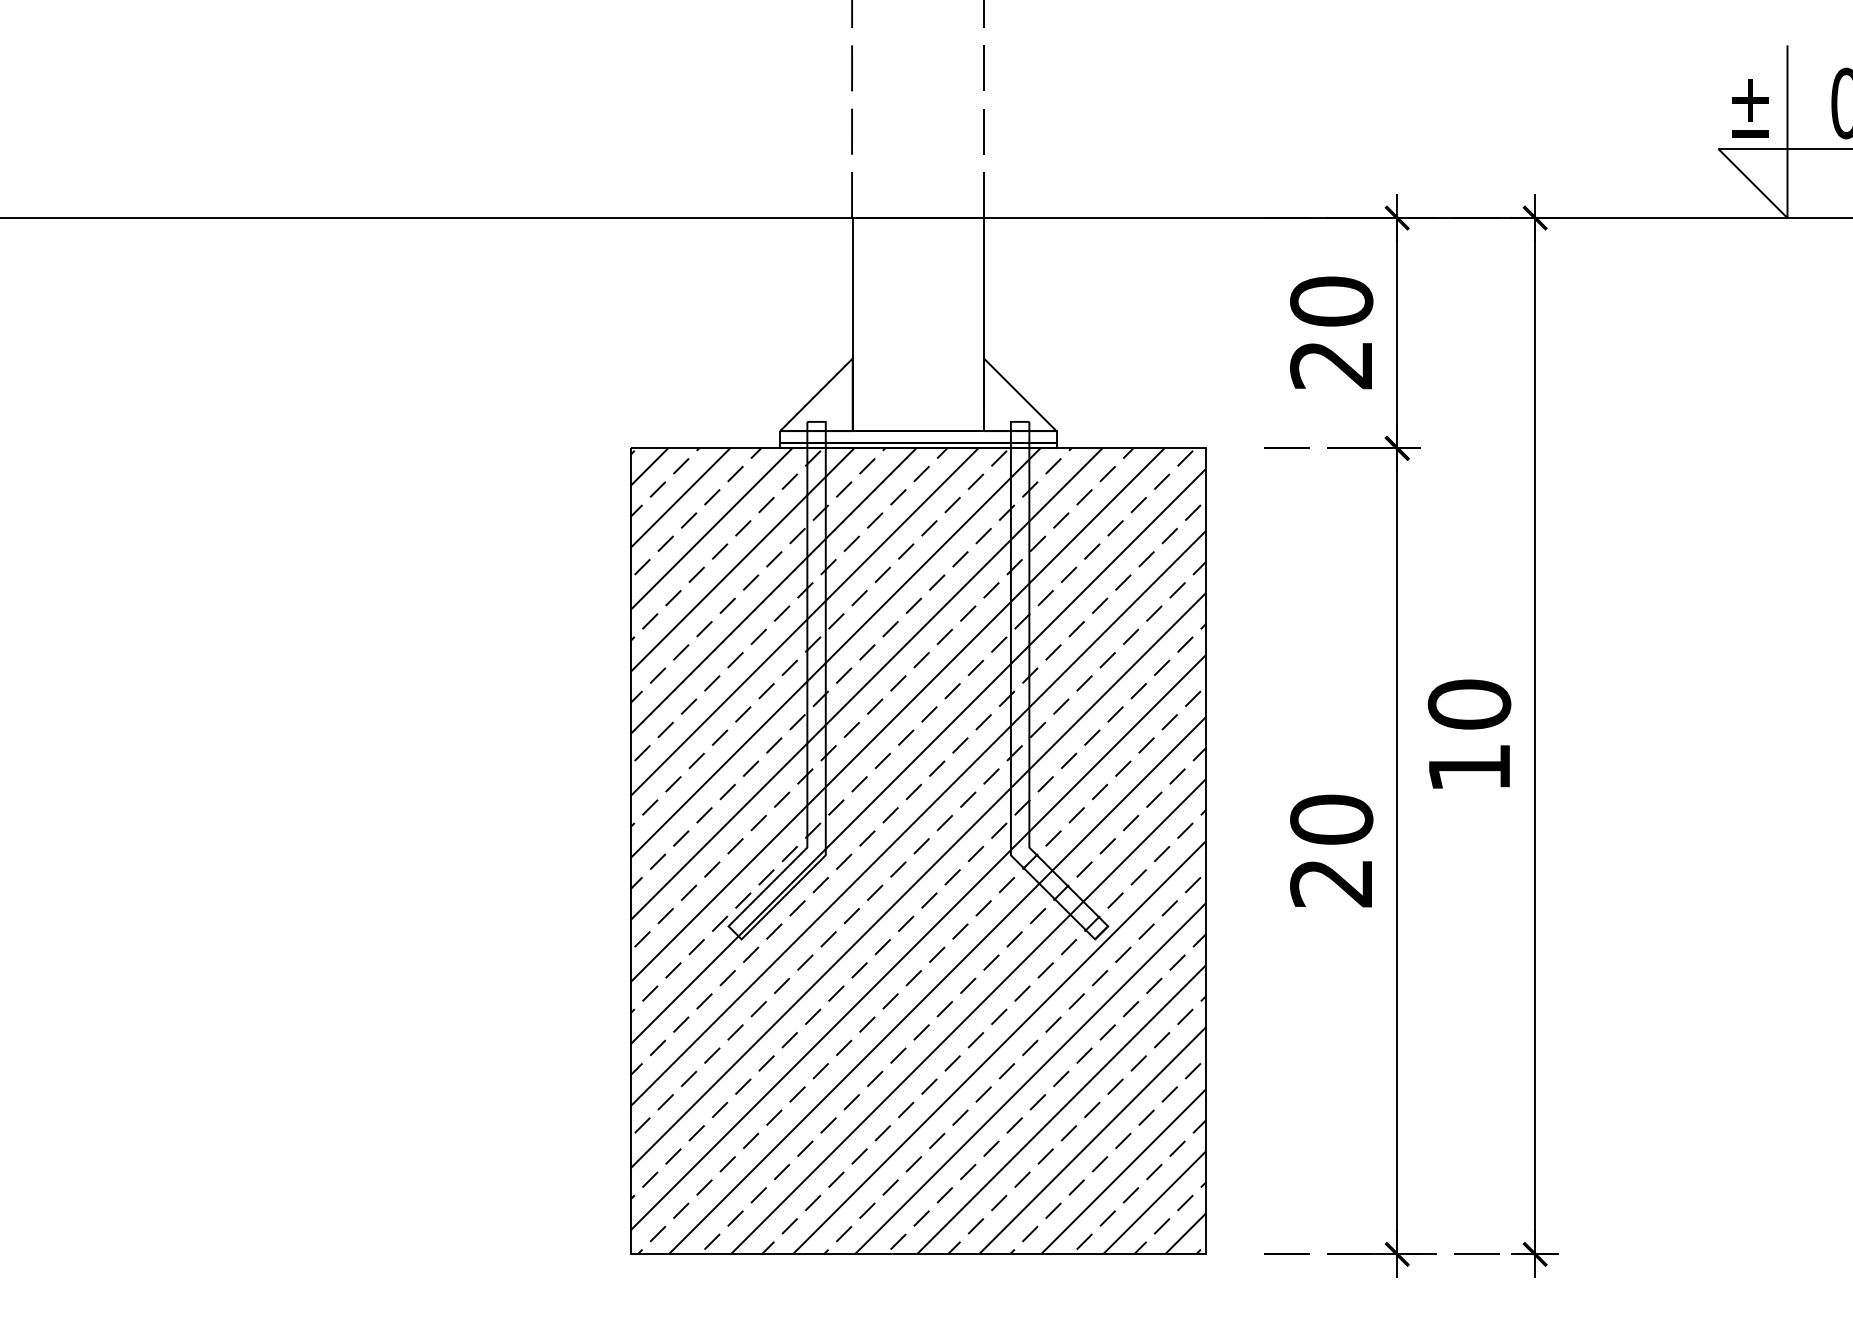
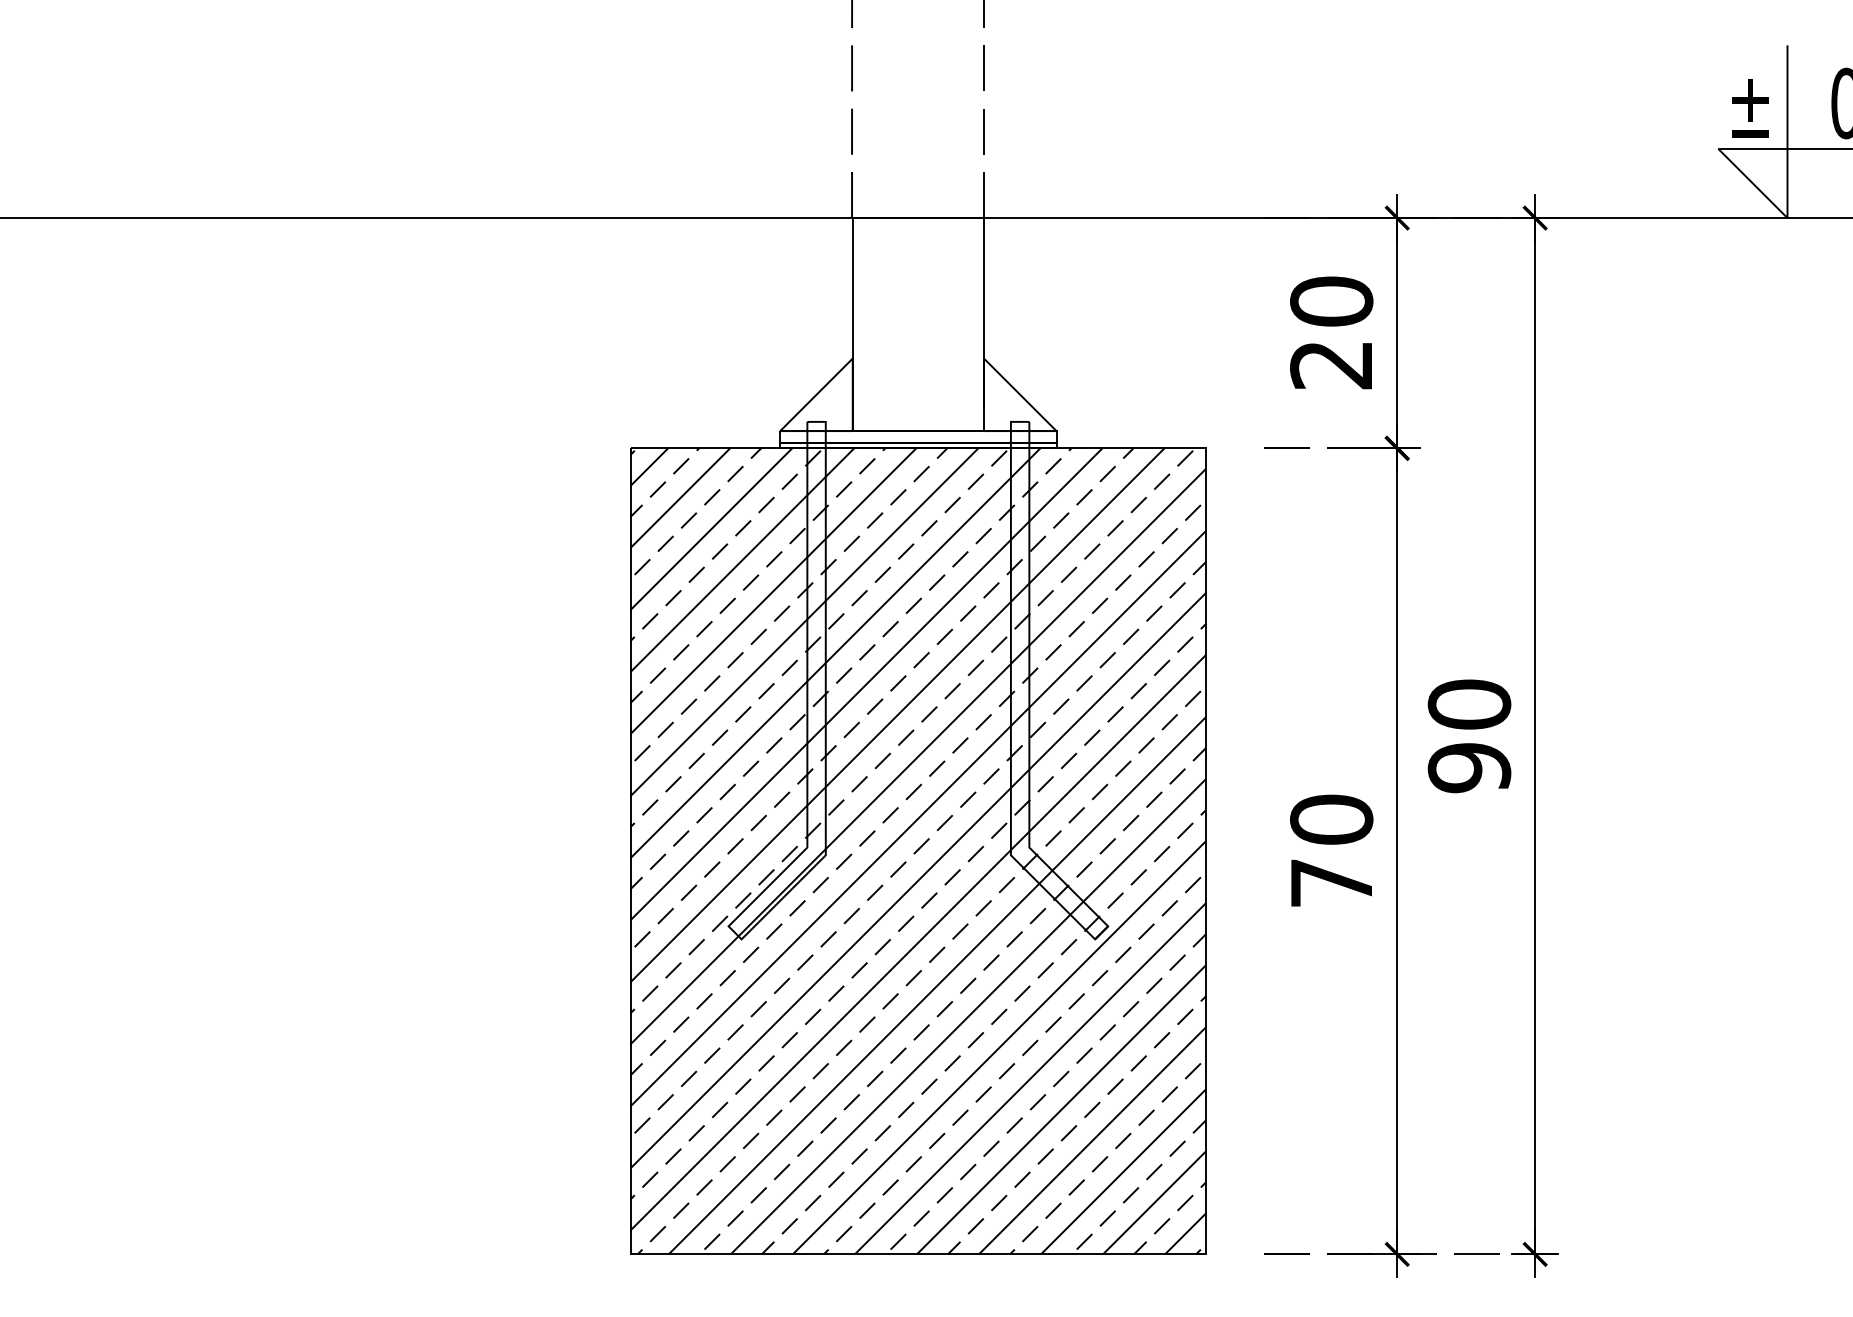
text: 10 -> 90 (1469, 768)
text: 20 -> 70 (1330, 883)
